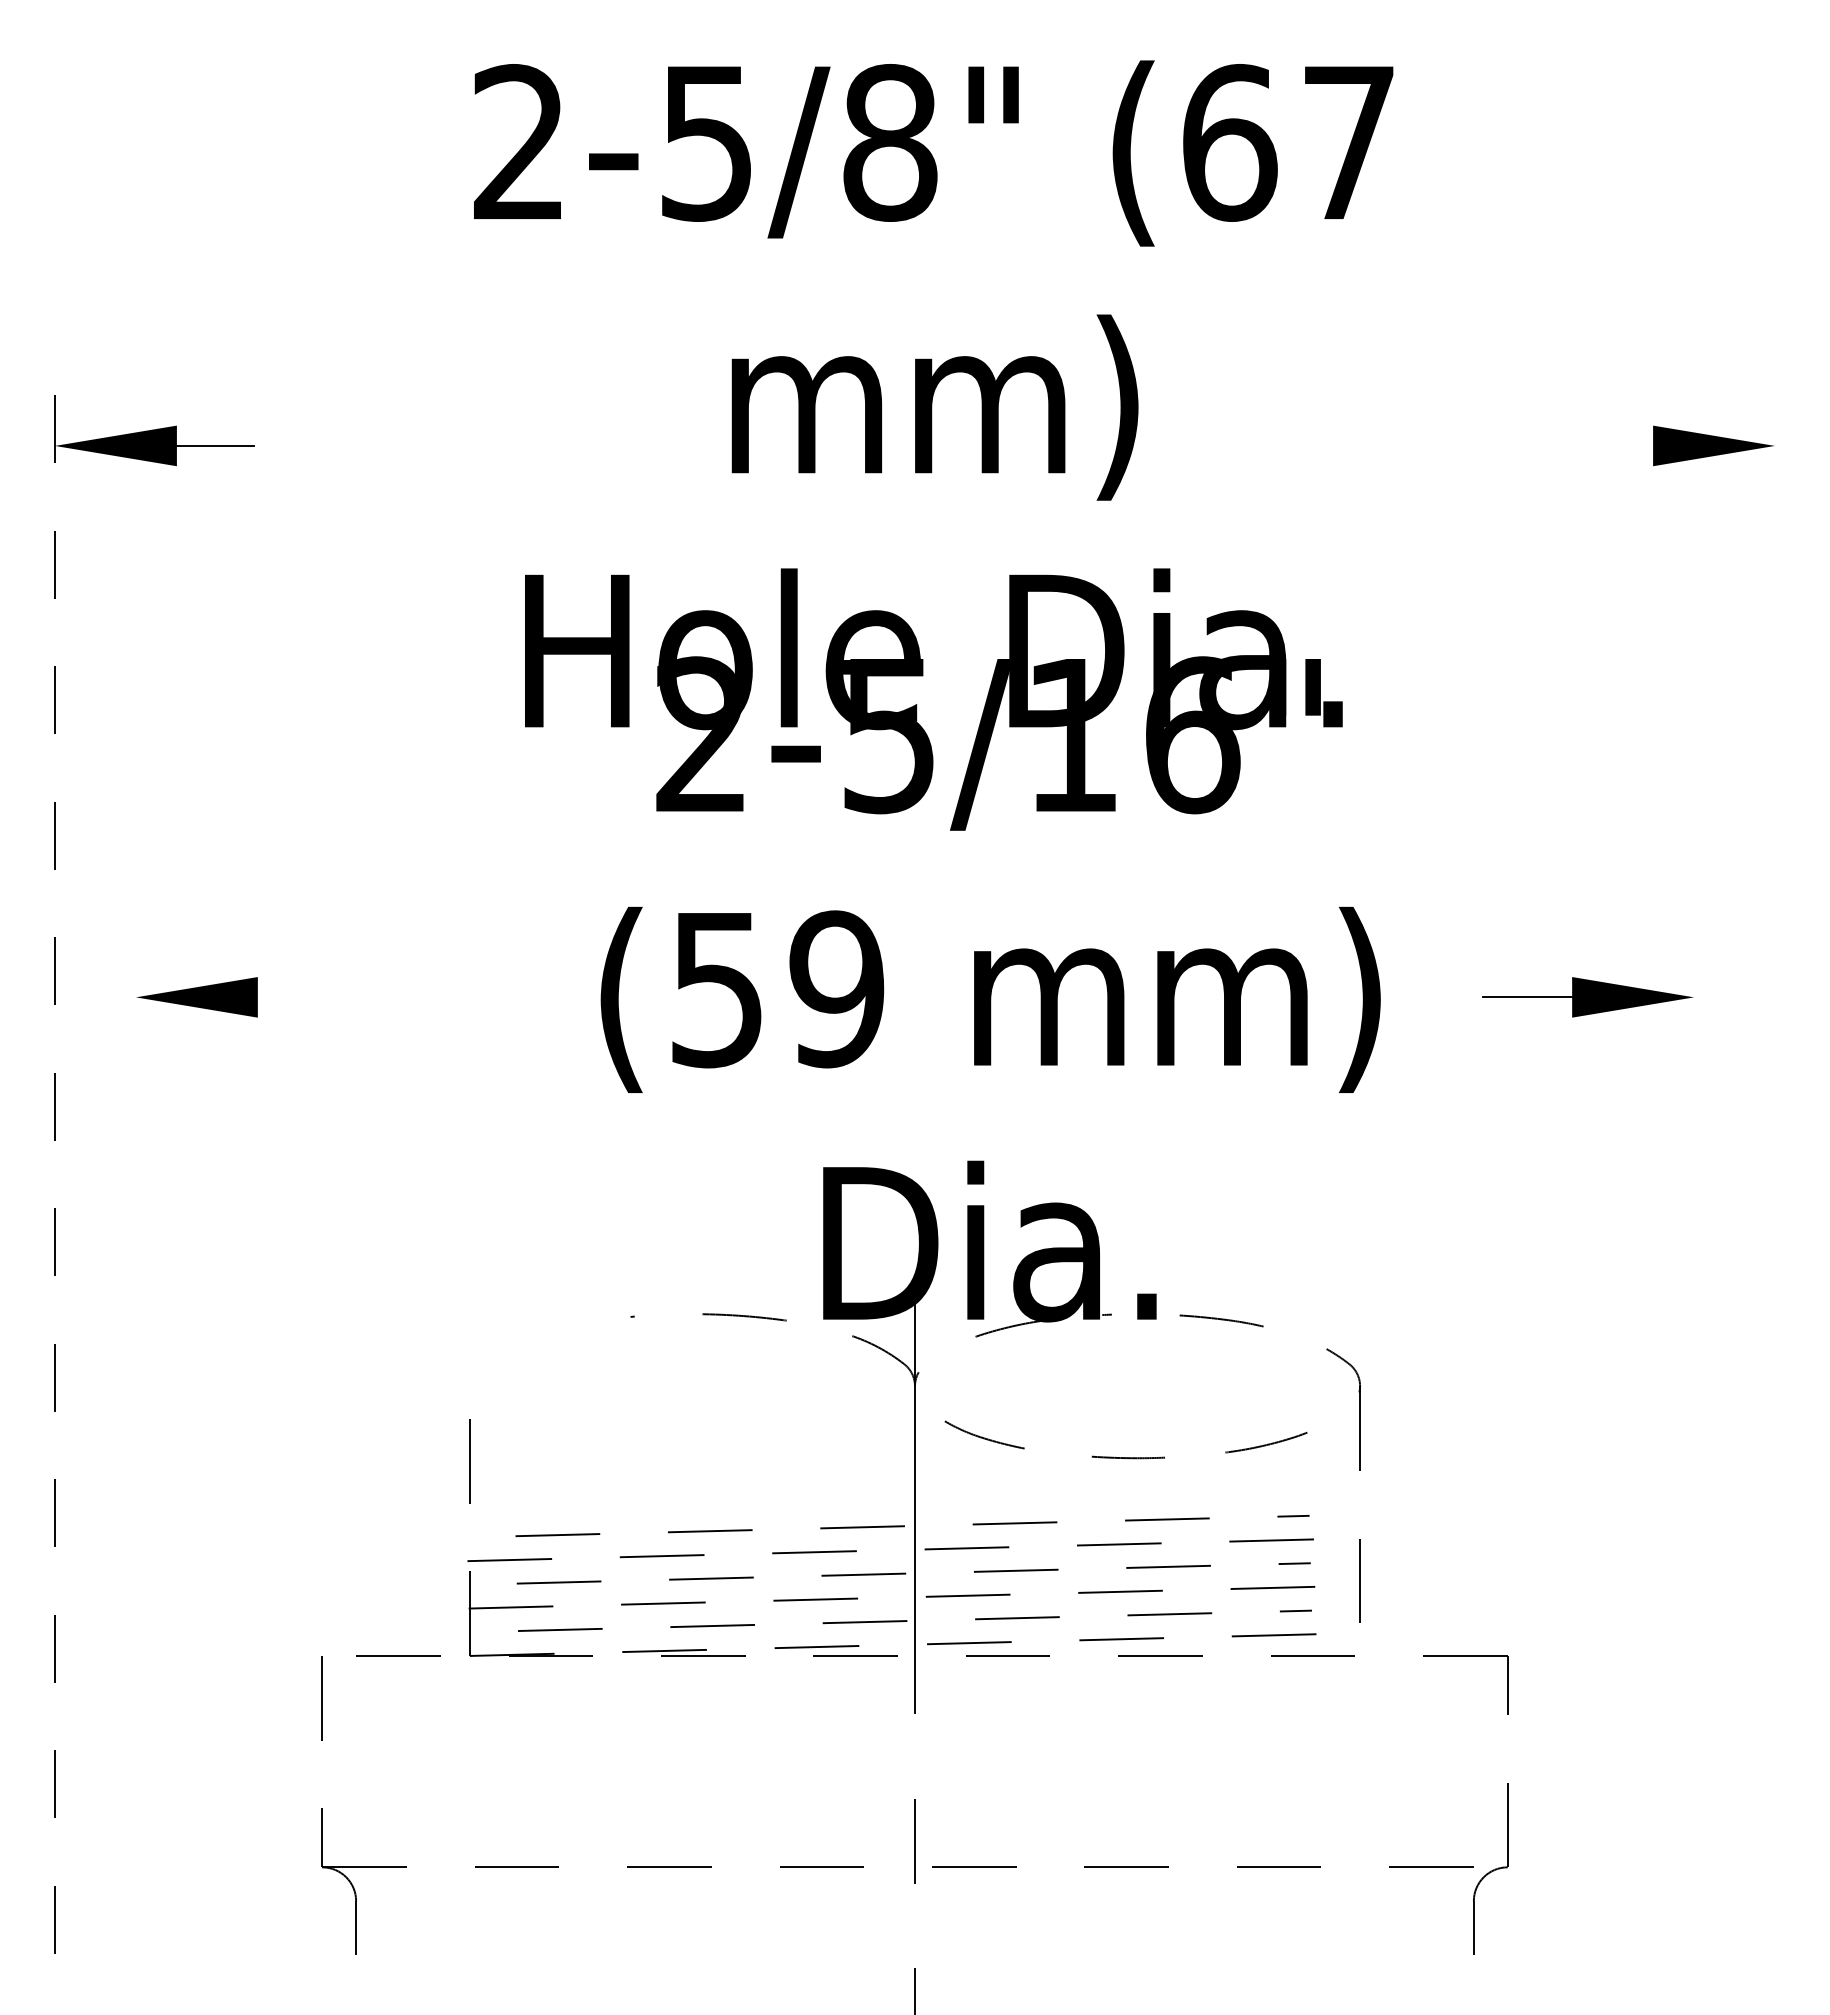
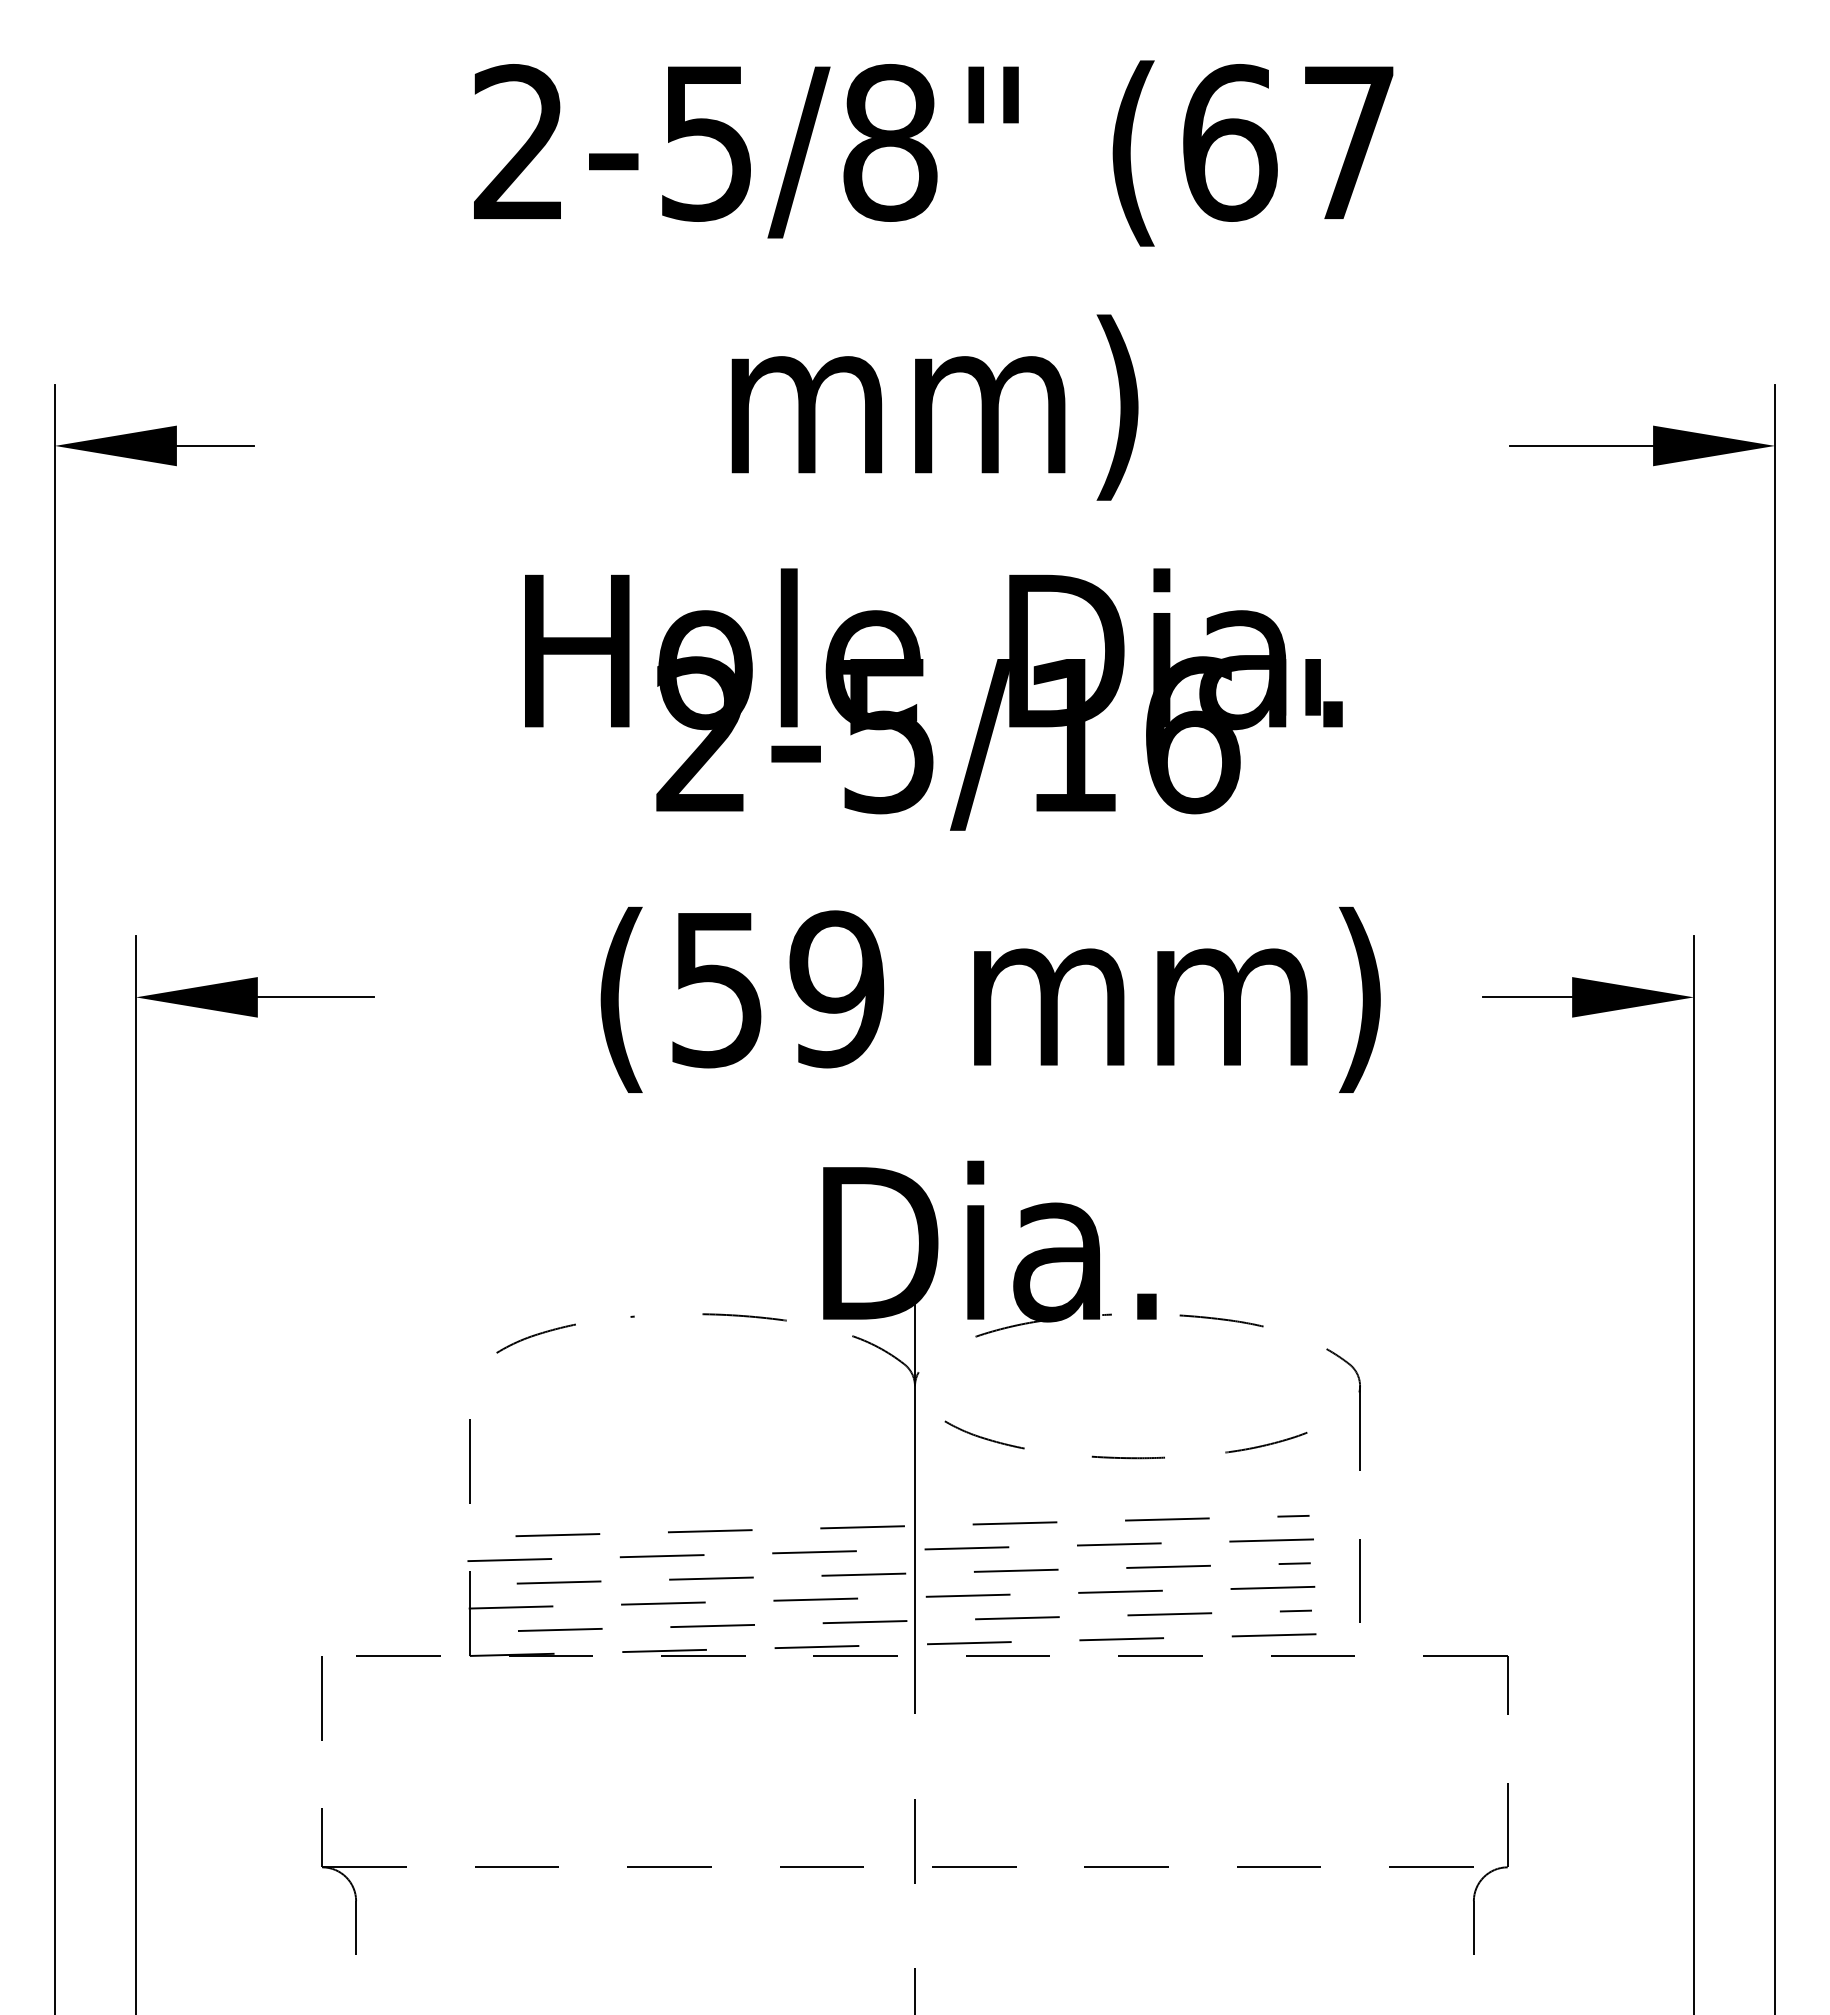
line: none -> present (1581, 445)
line: none -> present (315, 997)
line: none -> present (1775, 1197)
line: dashed -> solid (54, 1199)
curve: none -> present (535, 1336)
line: none -> present (135, 1473)
line: none -> present (1694, 1473)
